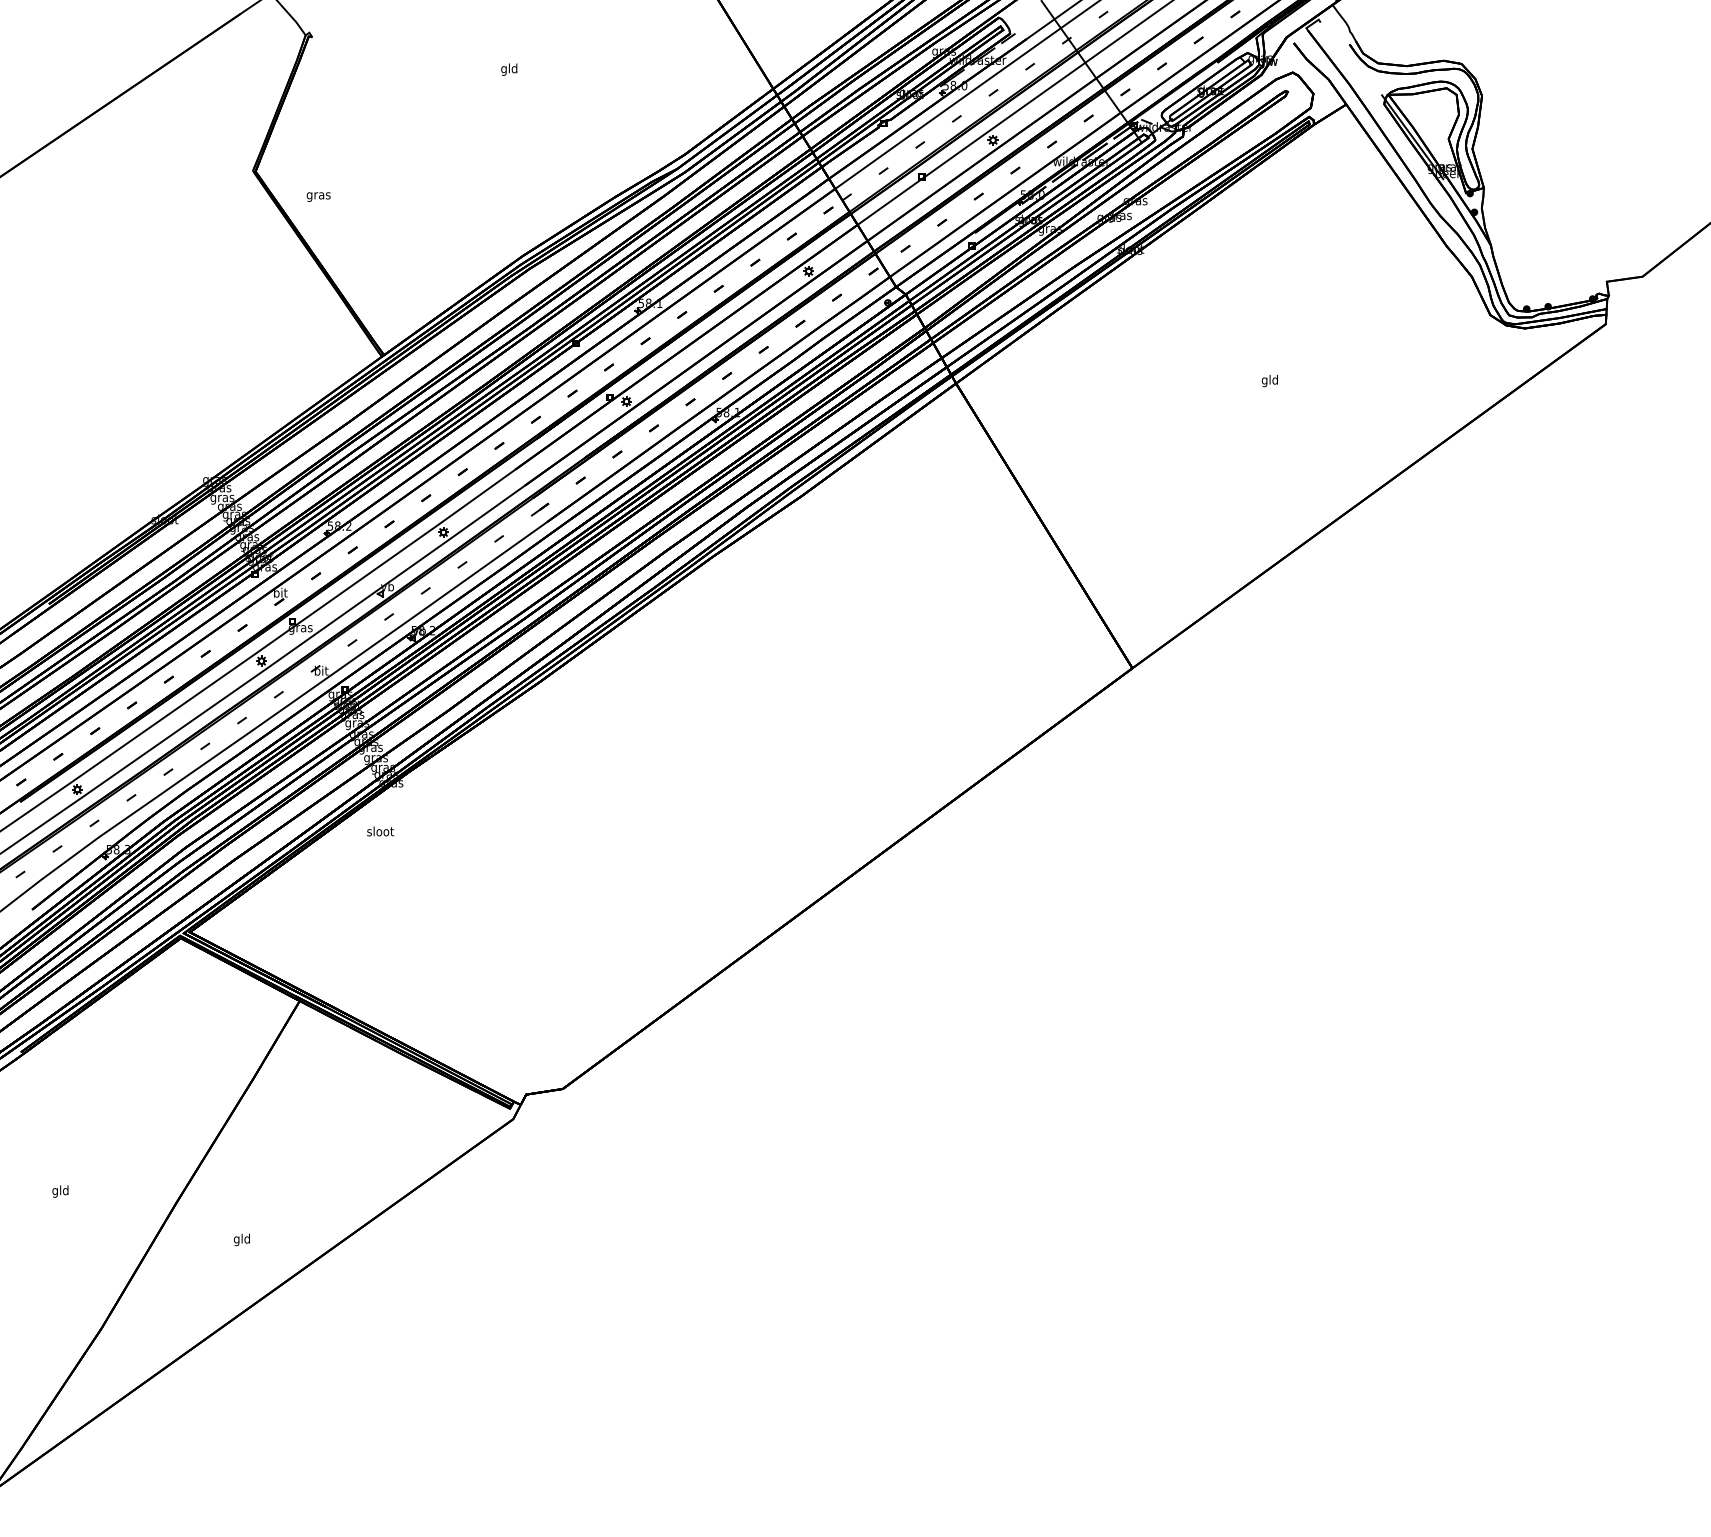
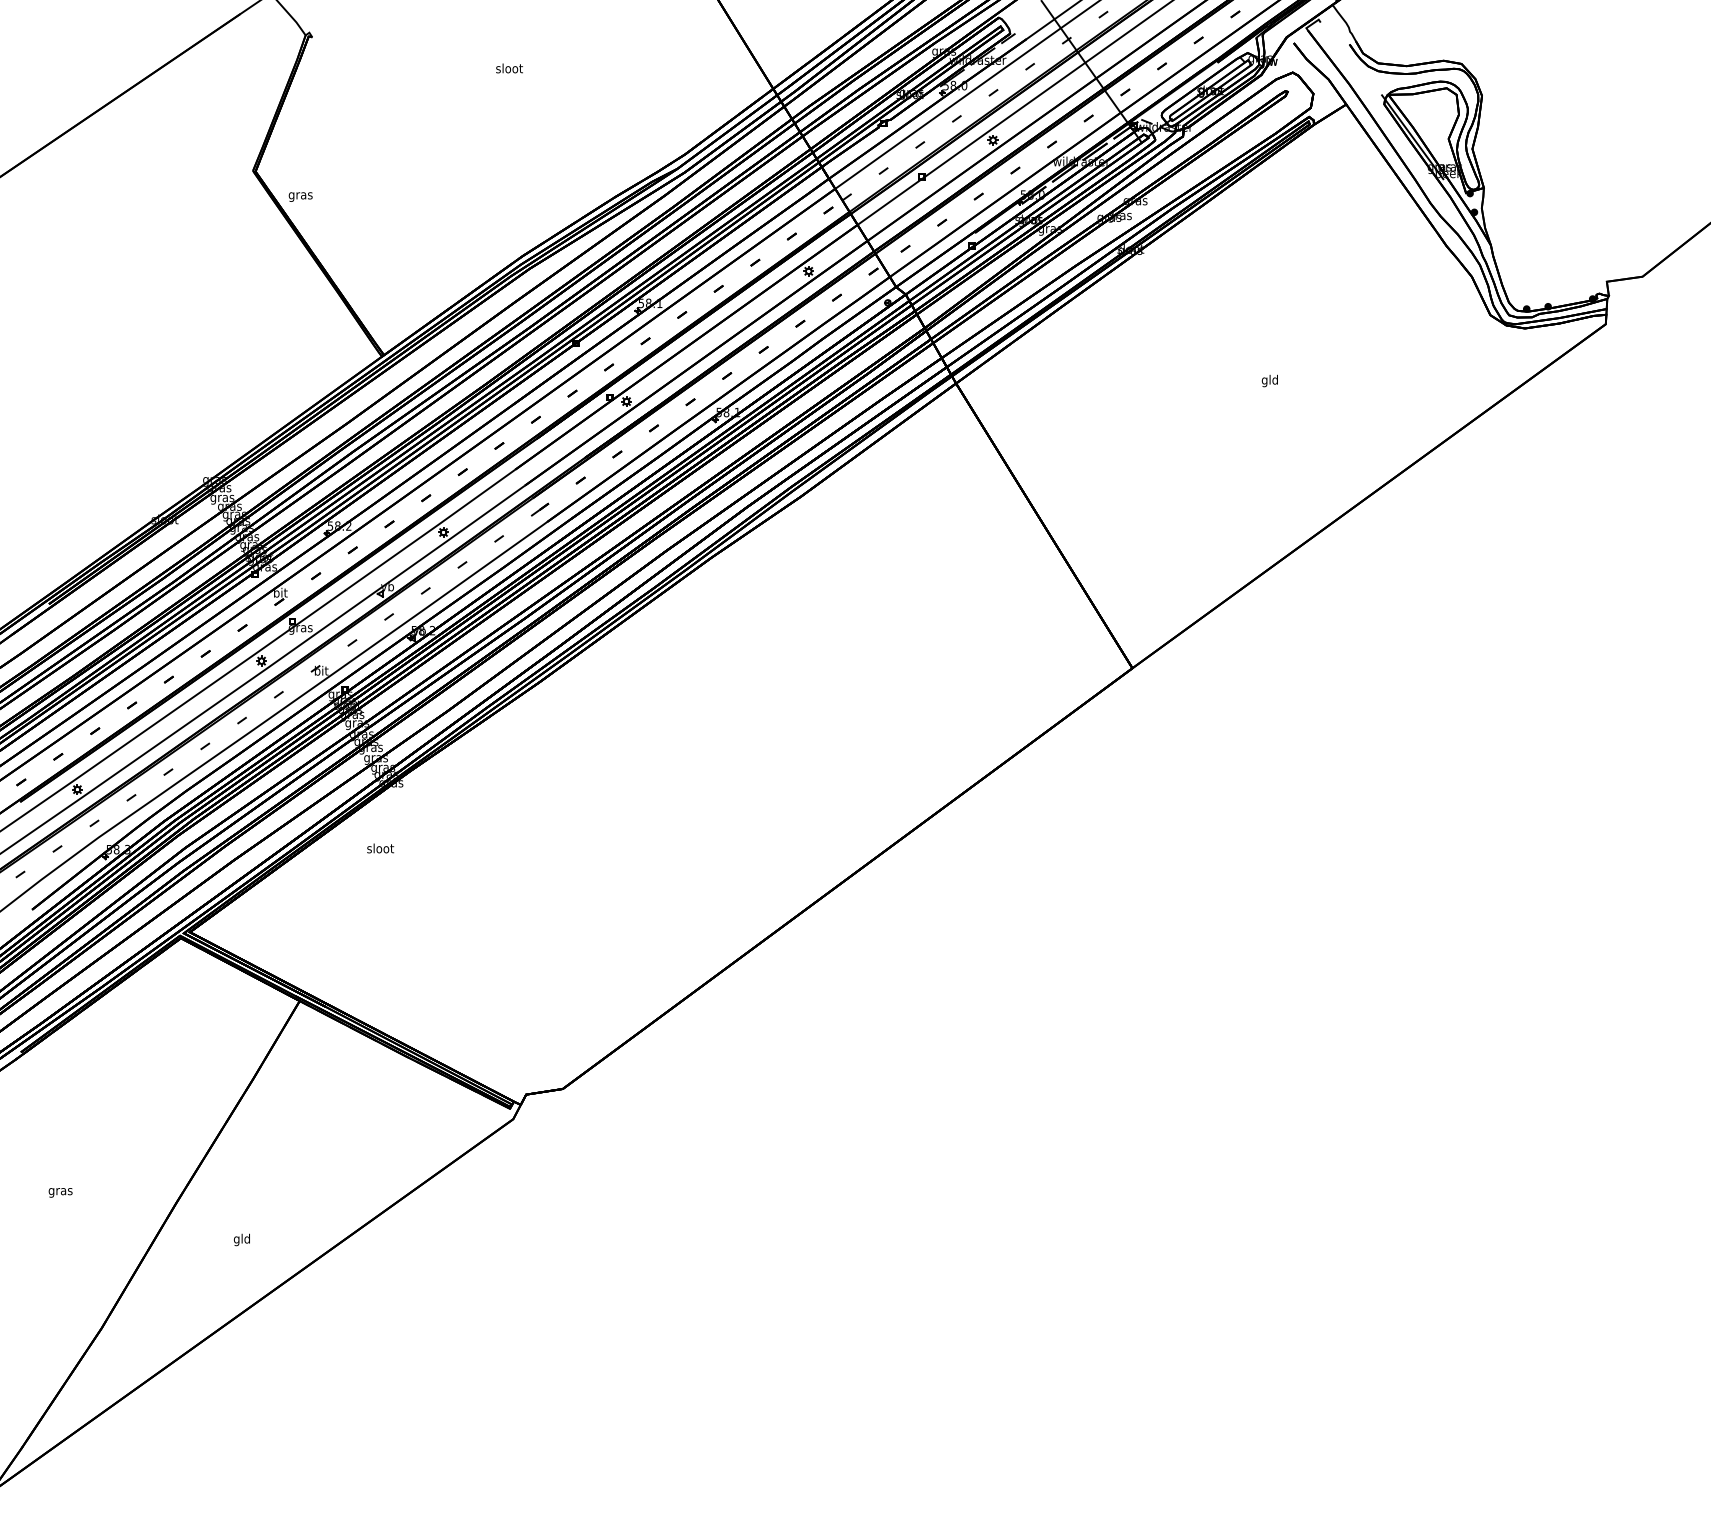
text: gld -> sloot (509, 69)
text position: (318, 196) -> (300, 196) (300, 196)
text position: (380, 831) -> (380, 848) (380, 848)
text: gld -> gras (60, 1191)
